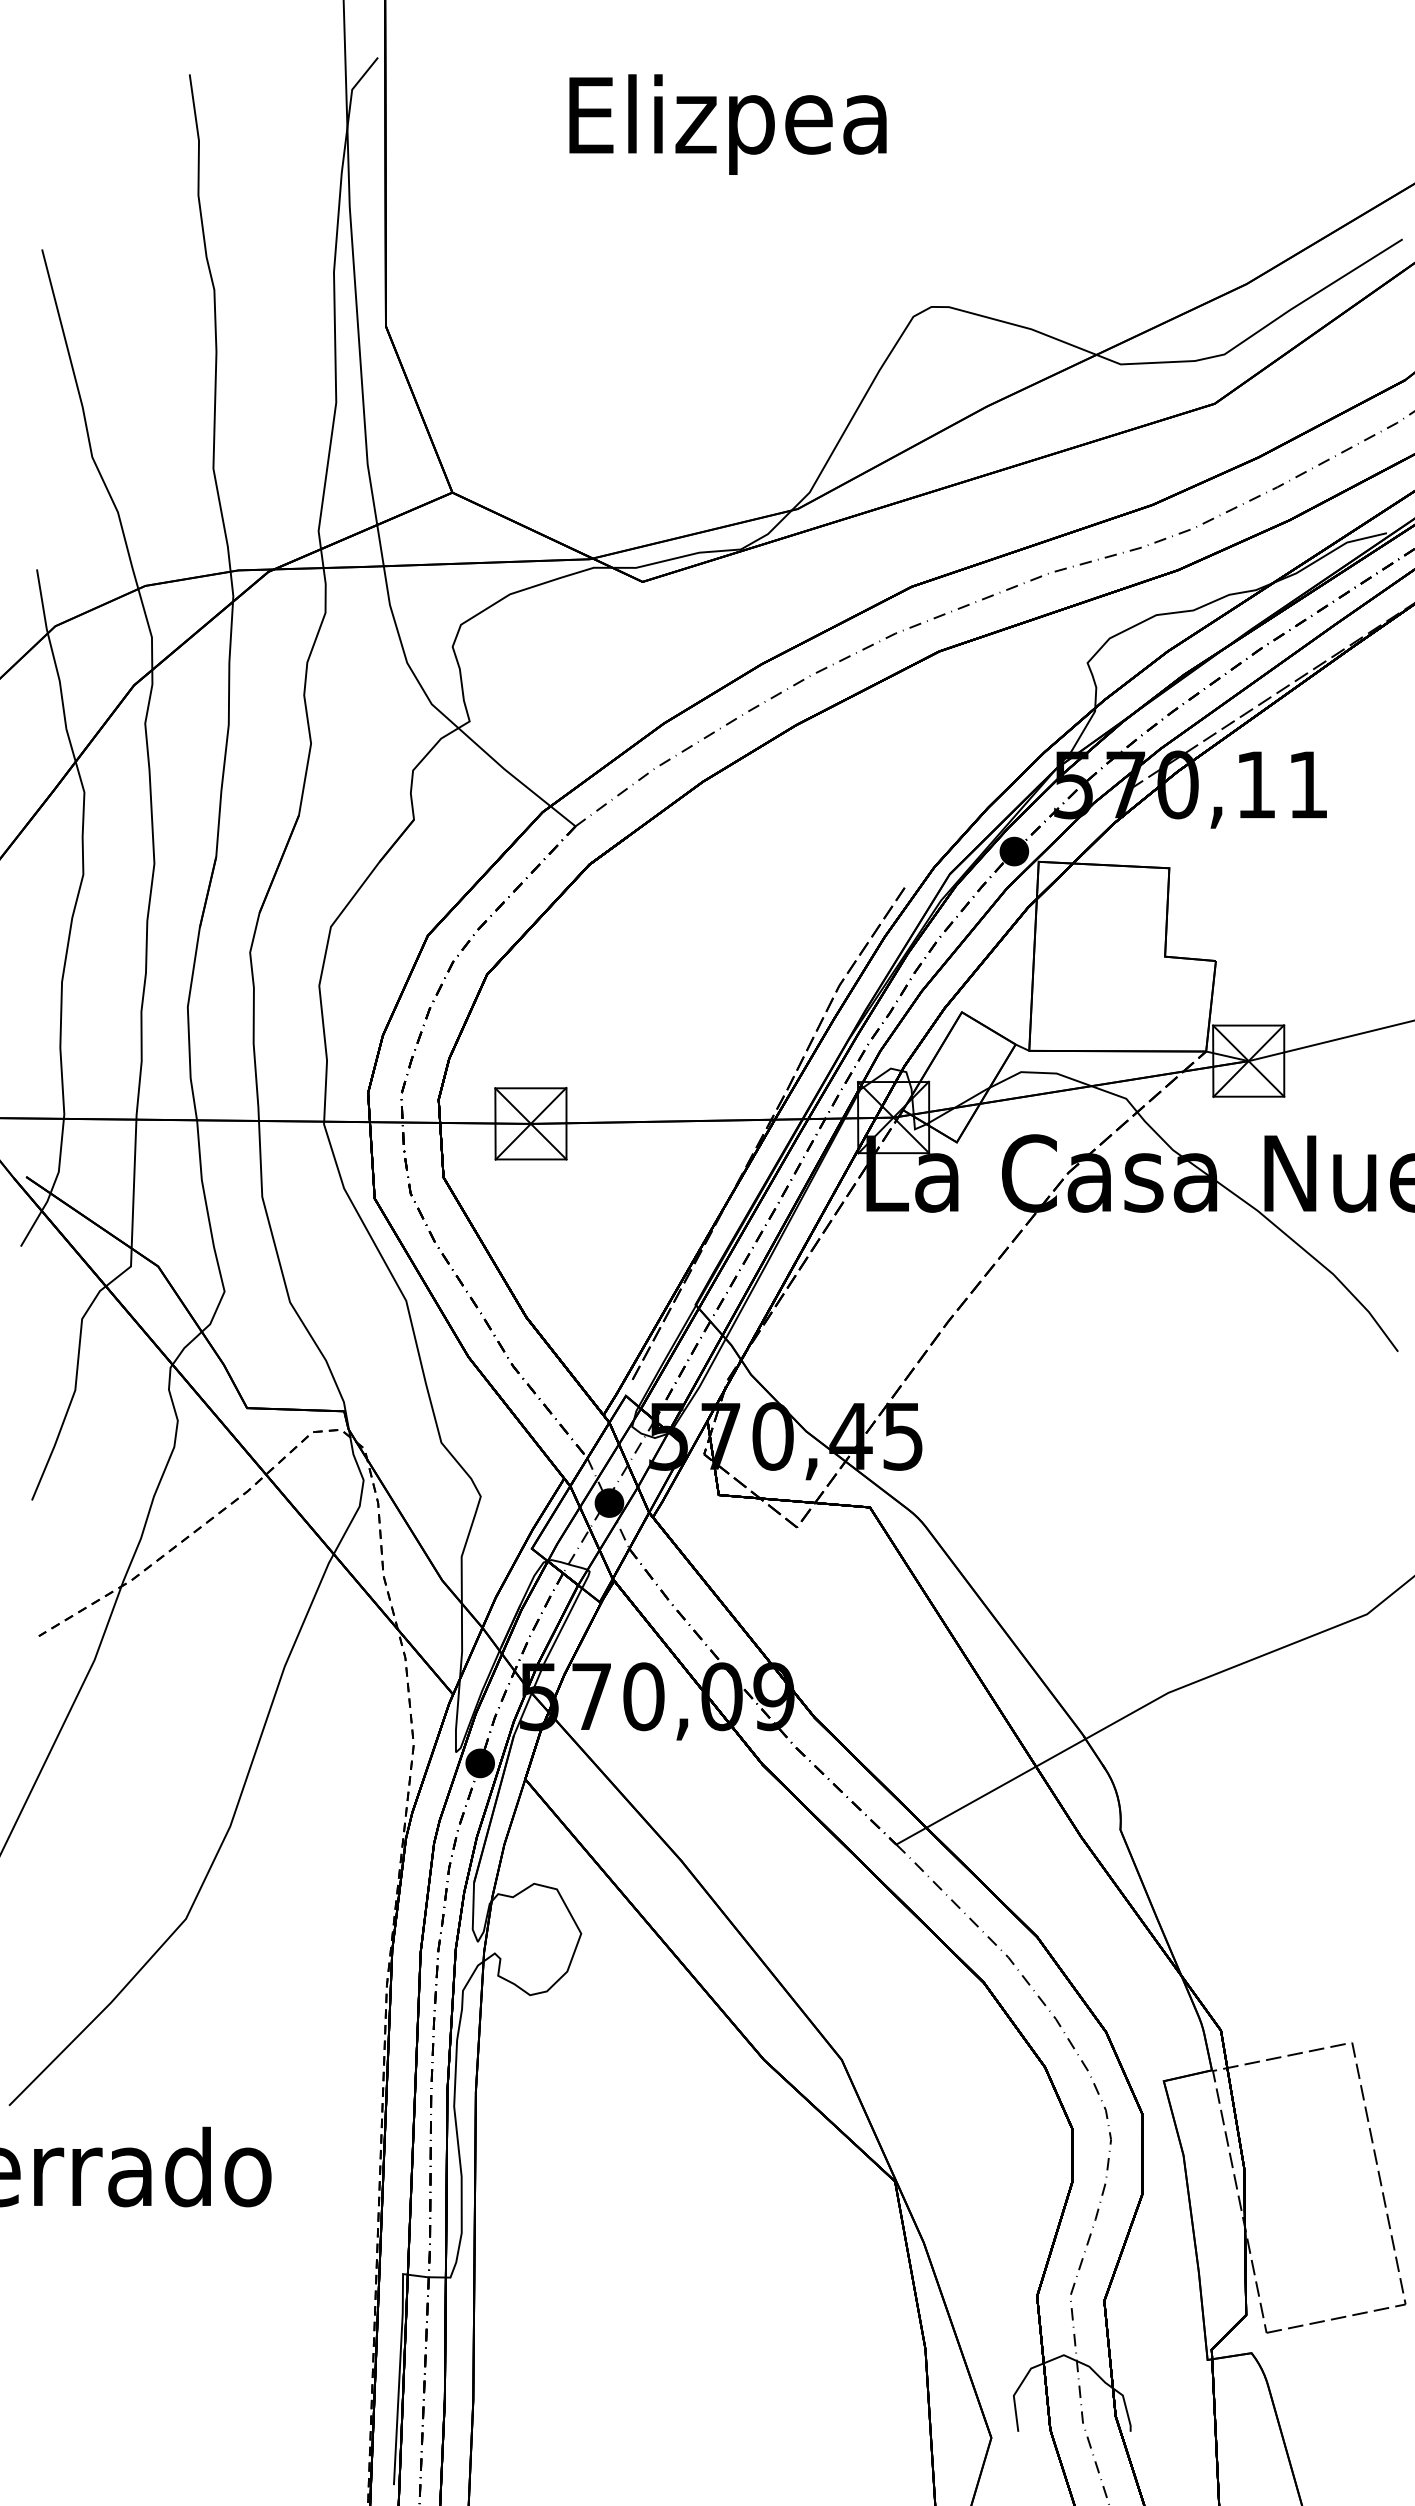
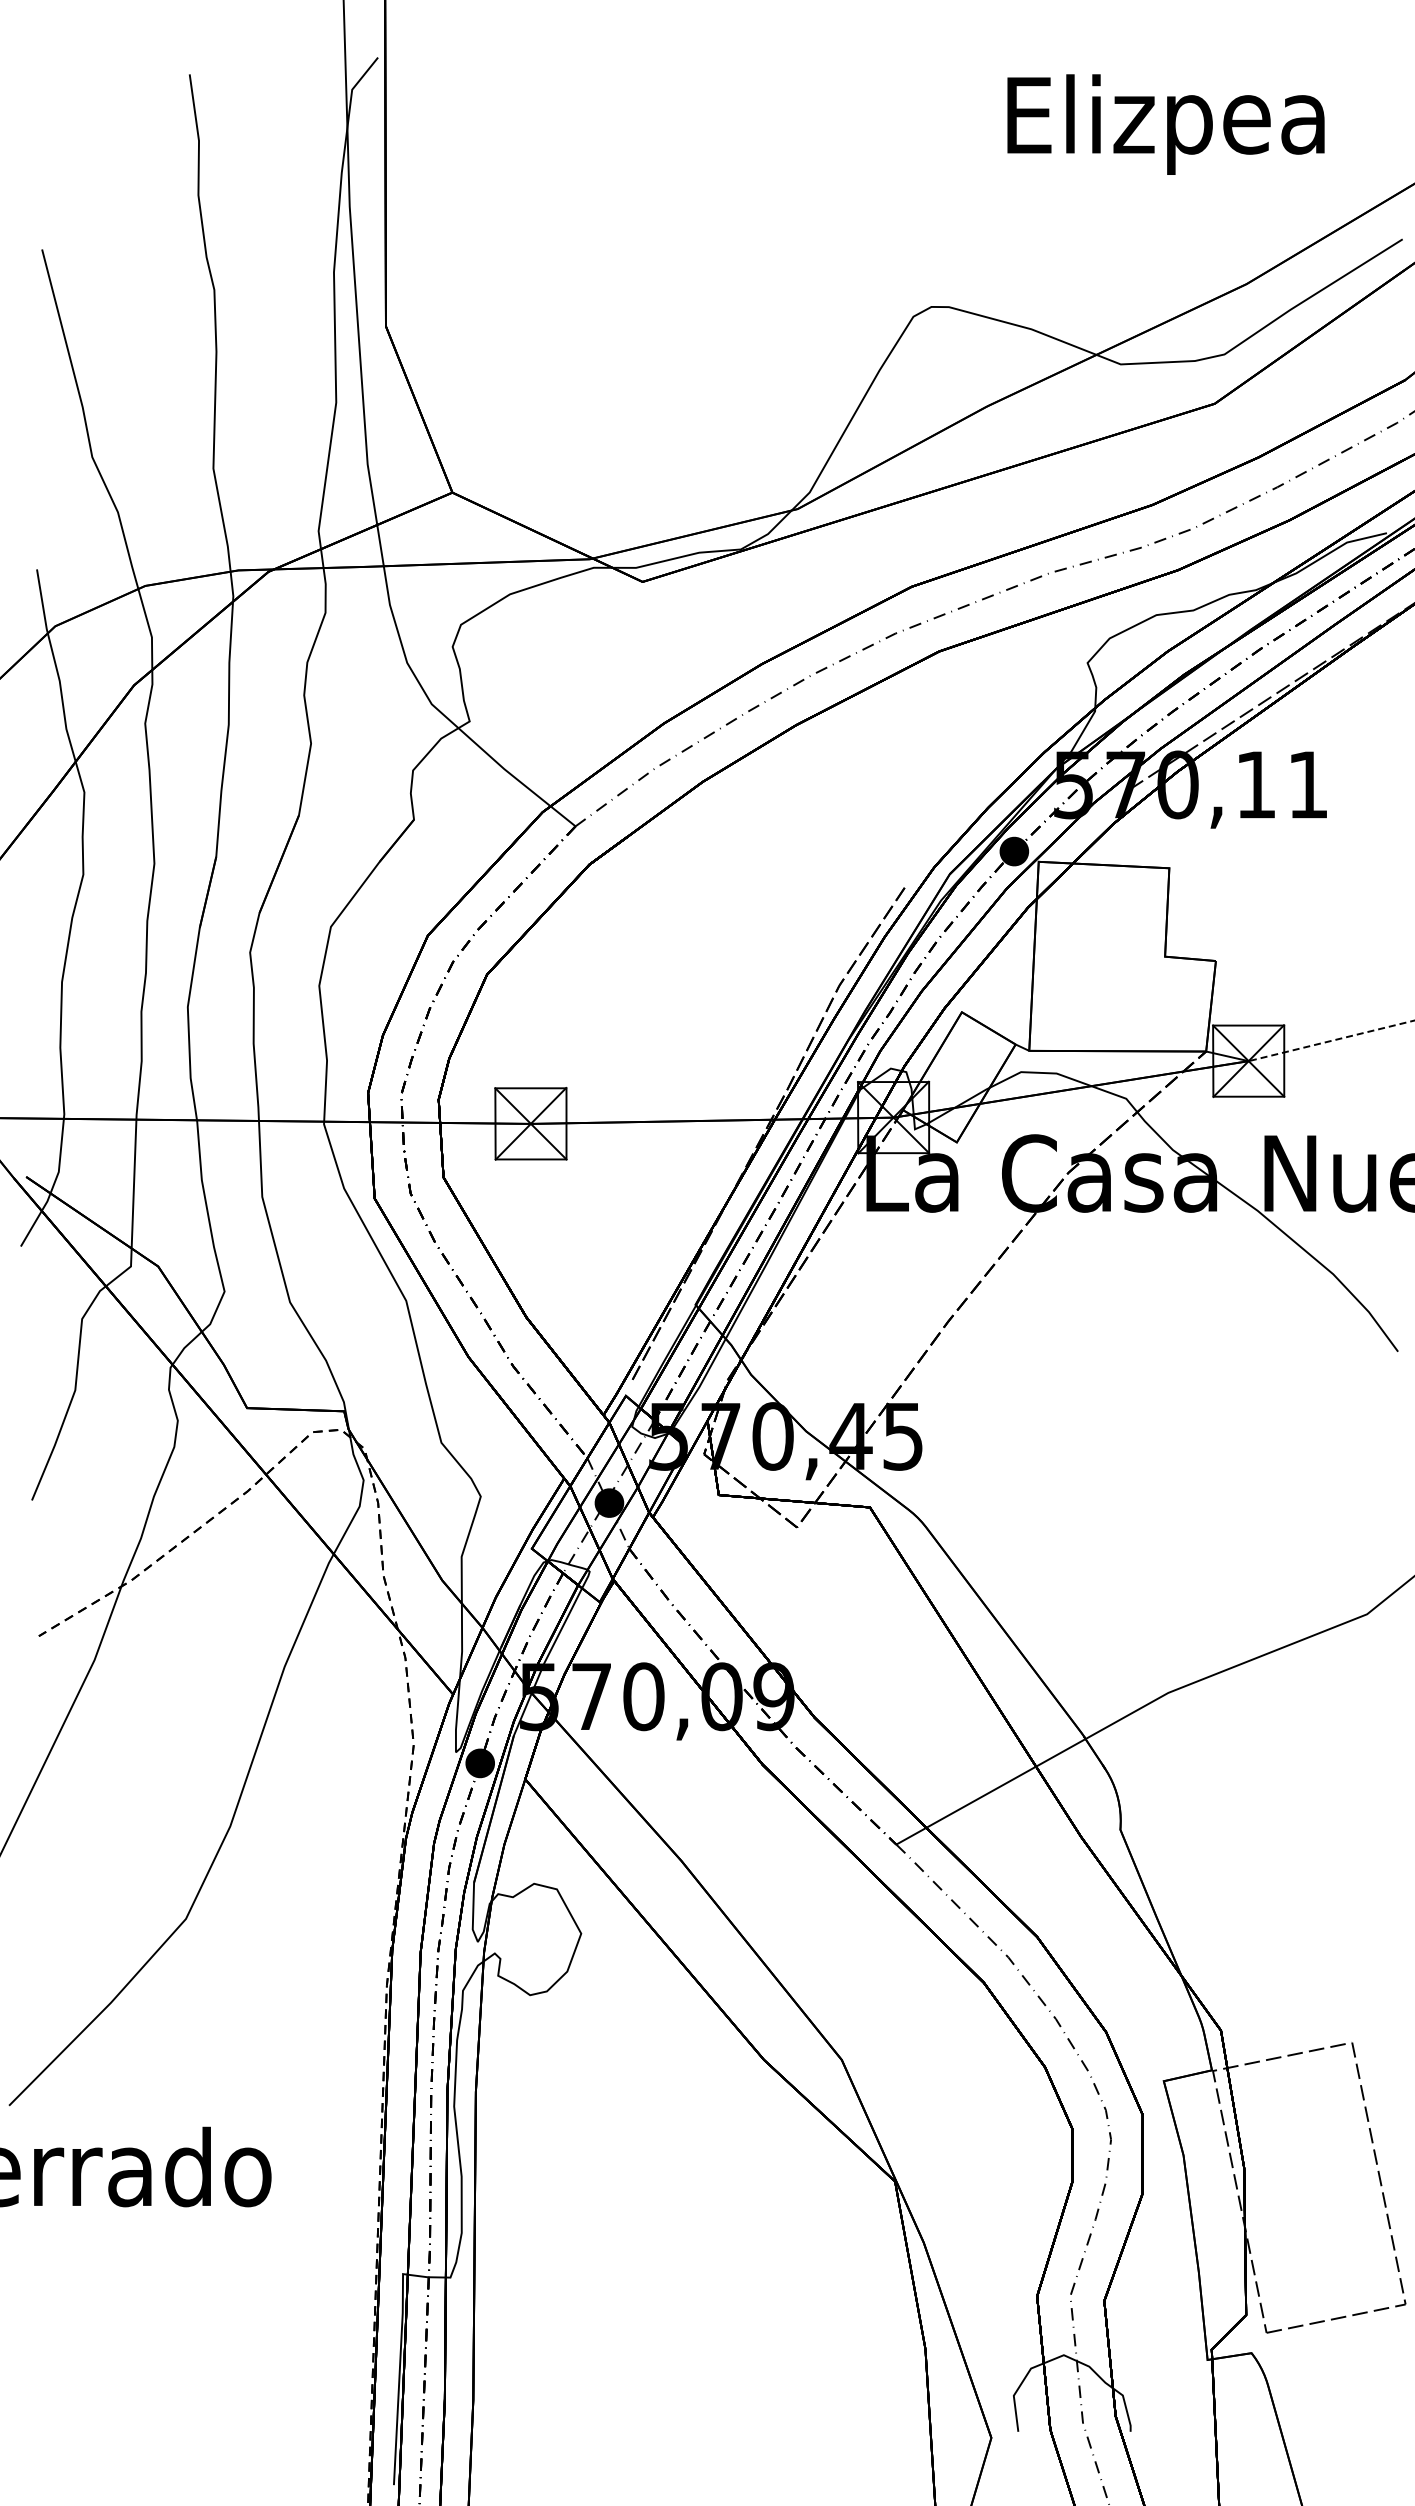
text position: (727, 124) -> (1165, 124) (1165, 124)
line: solid -> dashed (1331, 1040)
